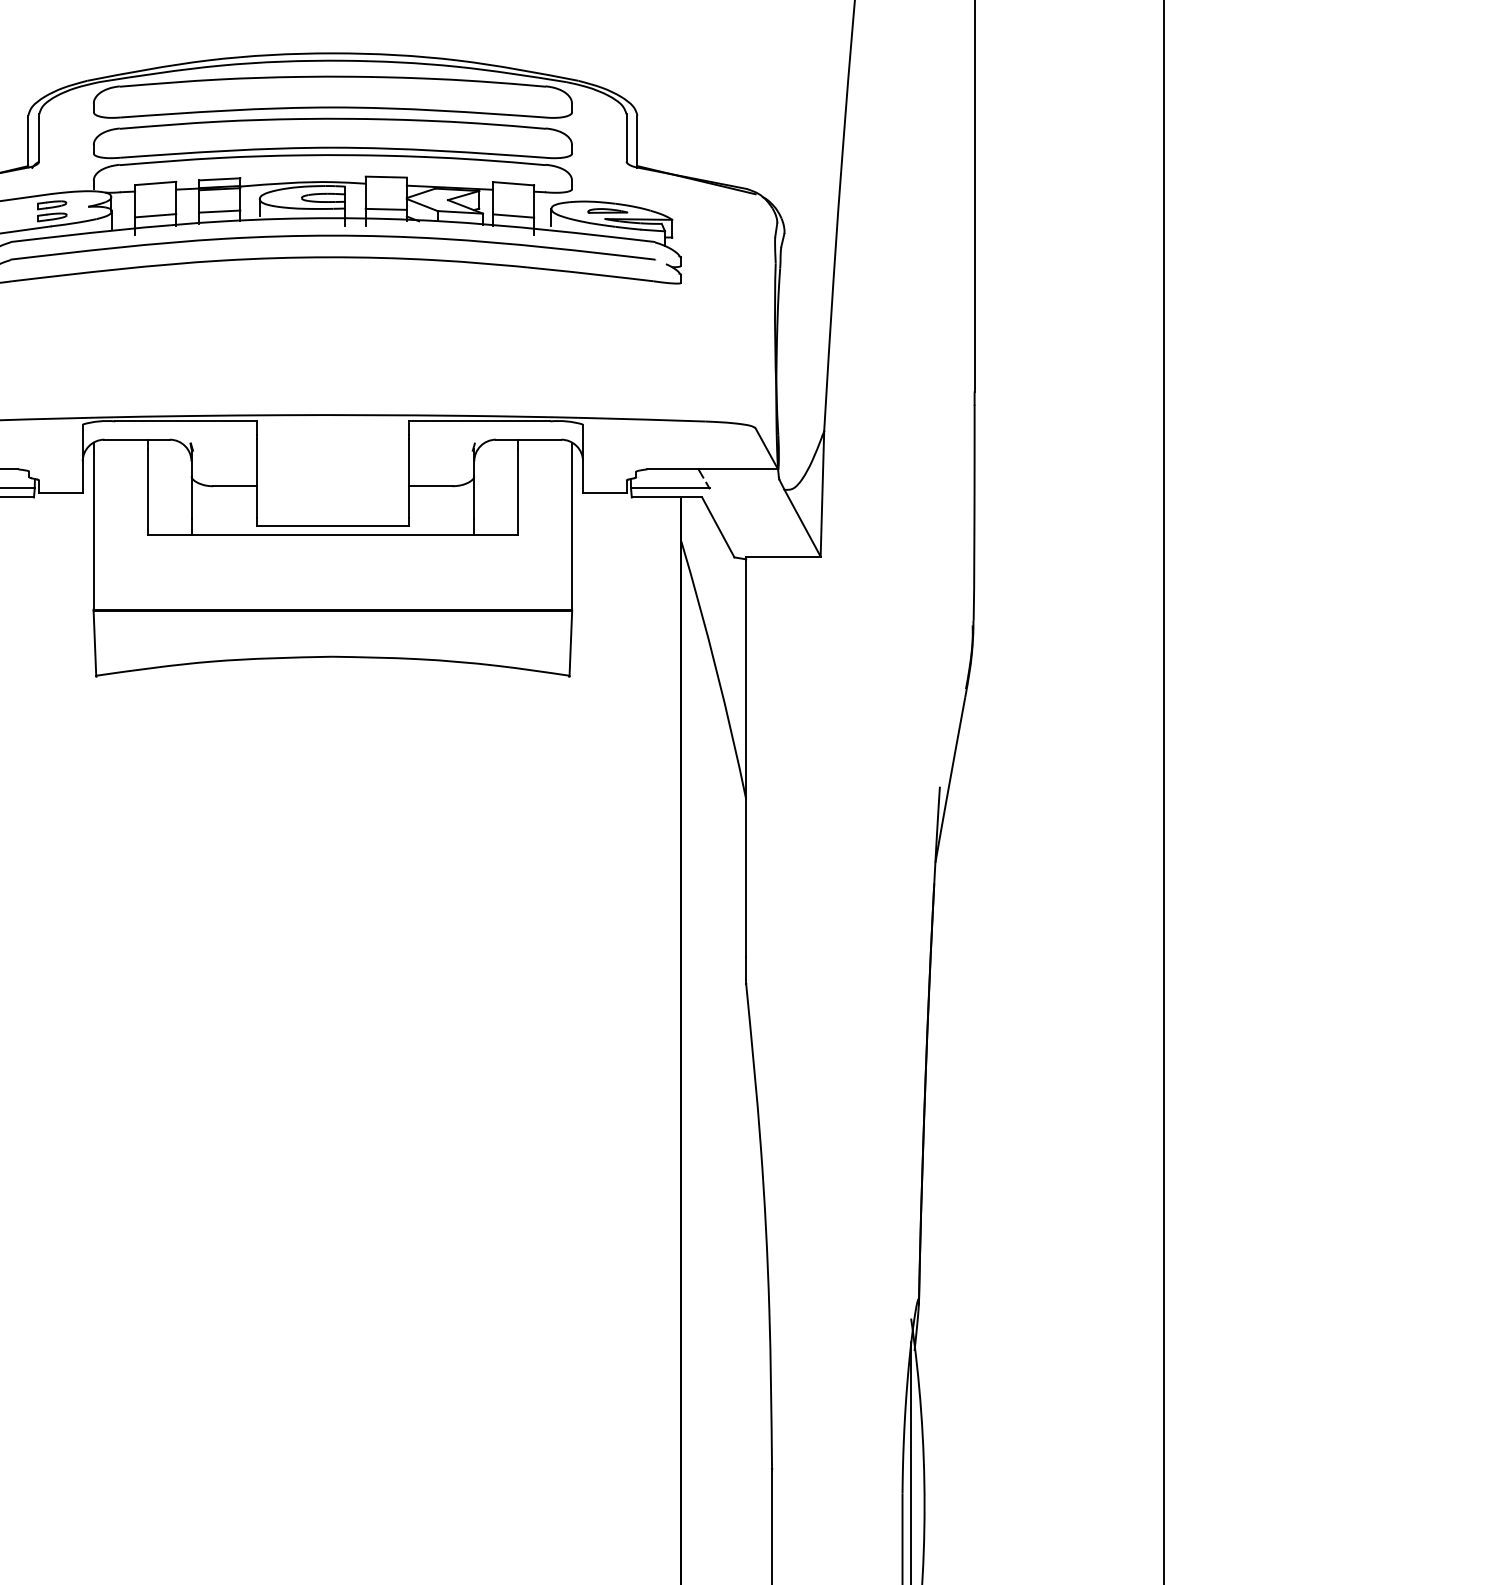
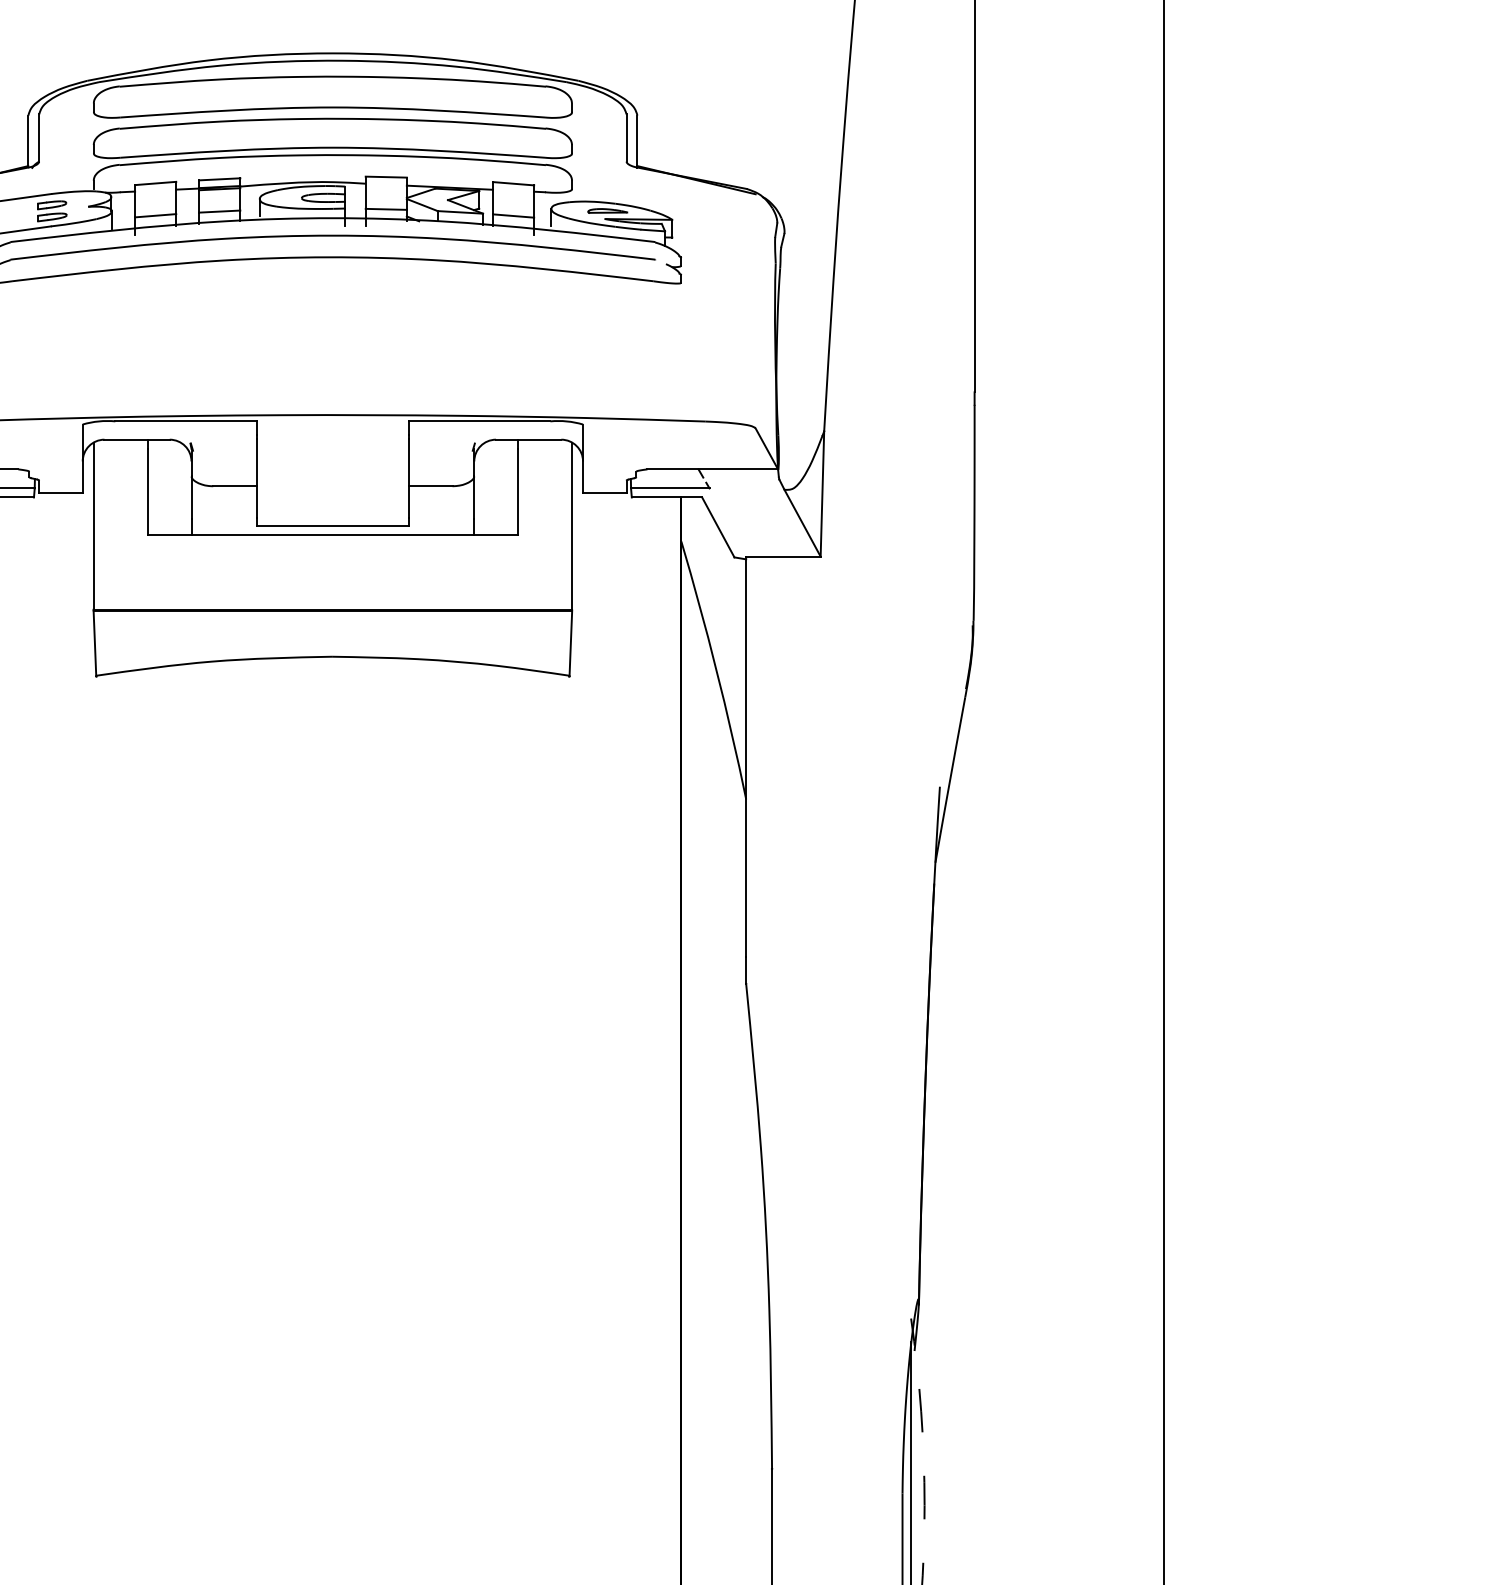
arc: solid -> dashed (923, 1451)
